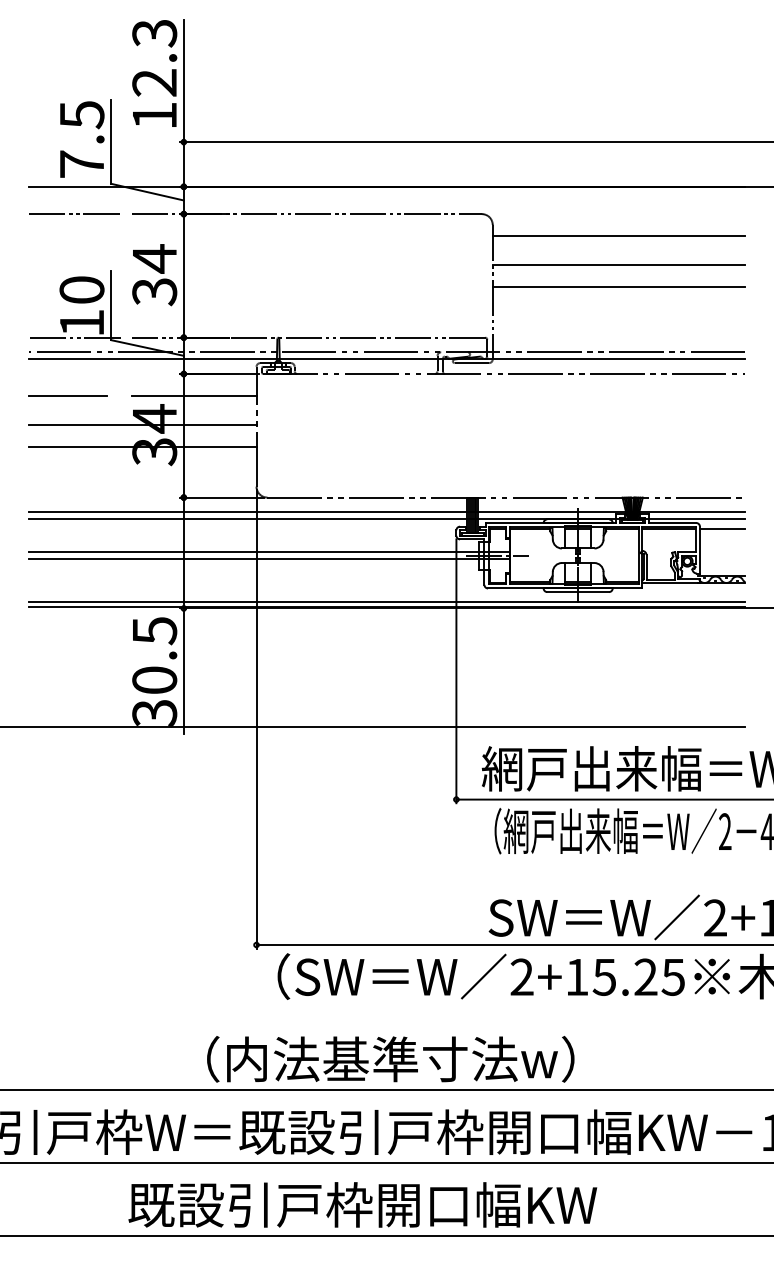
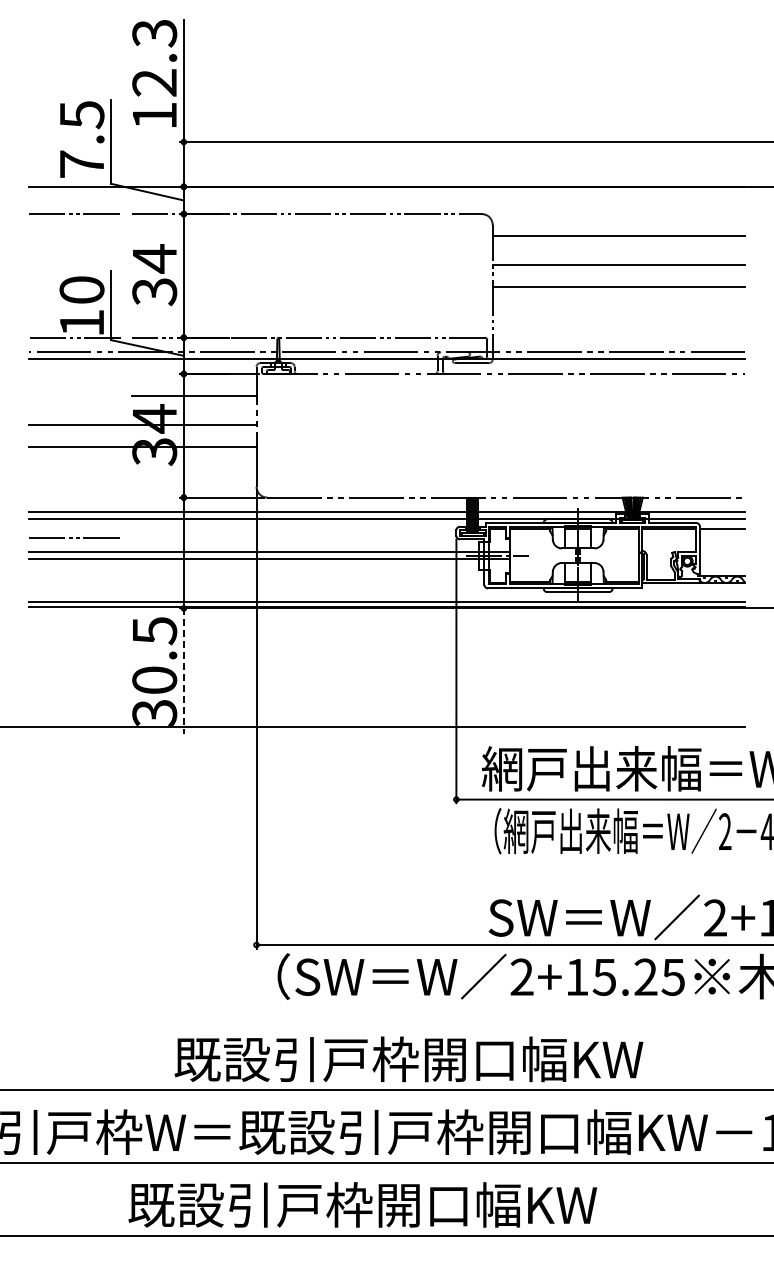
line: present -> none (67, 395)
line: none -> present (72, 537)
line: solid -> dashed (183, 671)
text: （内法基準寸法w） -> 既設引戸枠開口幅KW (408, 1058)
